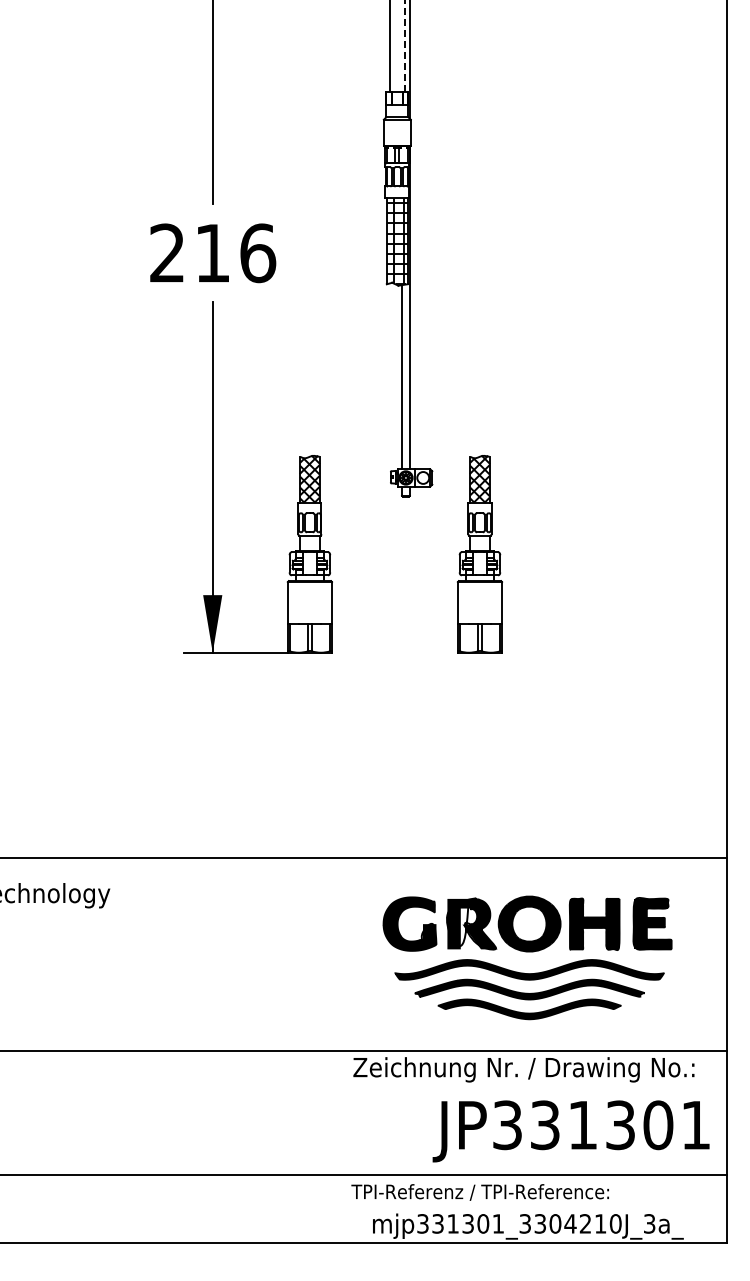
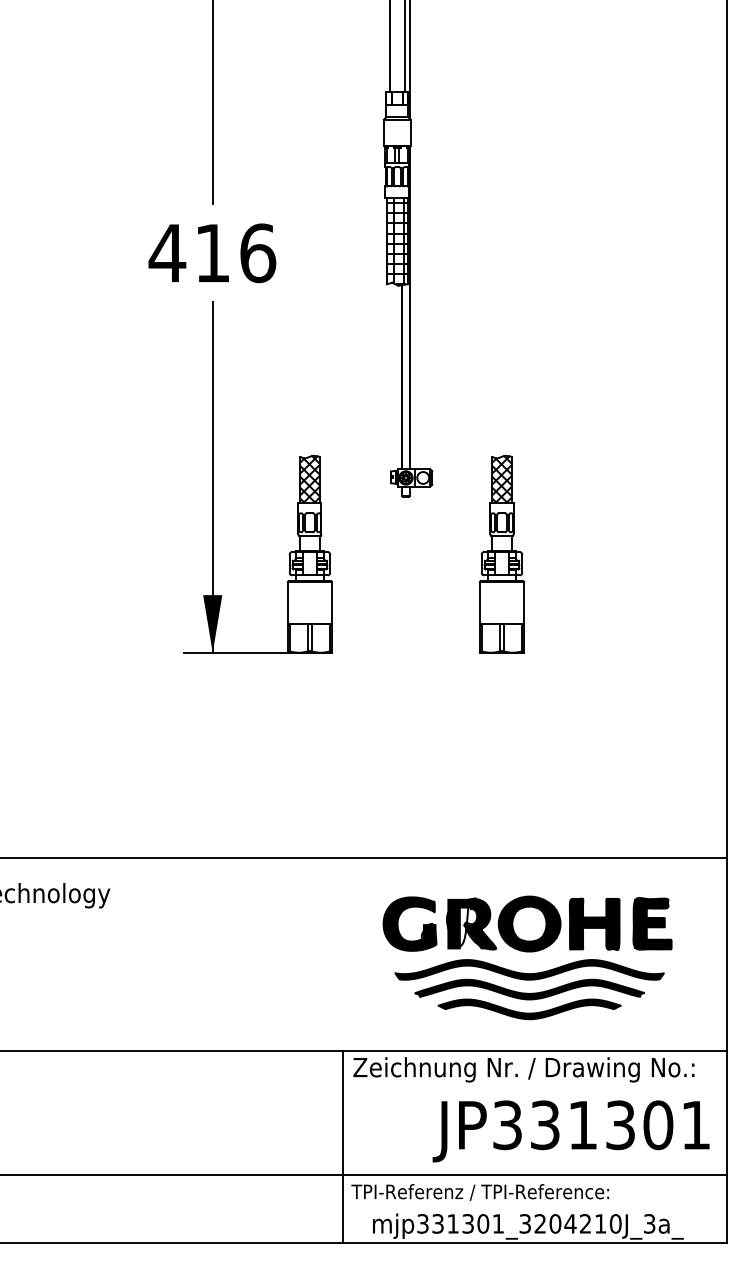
line: dashed -> solid (405, 45)
text: 216 -> 416 (167, 252)
part position: (479, 554) -> (501, 554) (501, 554)
line: none -> present (343, 1146)
text: mjp331301_3304210J_3a_ -> mjp331301_3204210J_3a_ (539, 1223)
